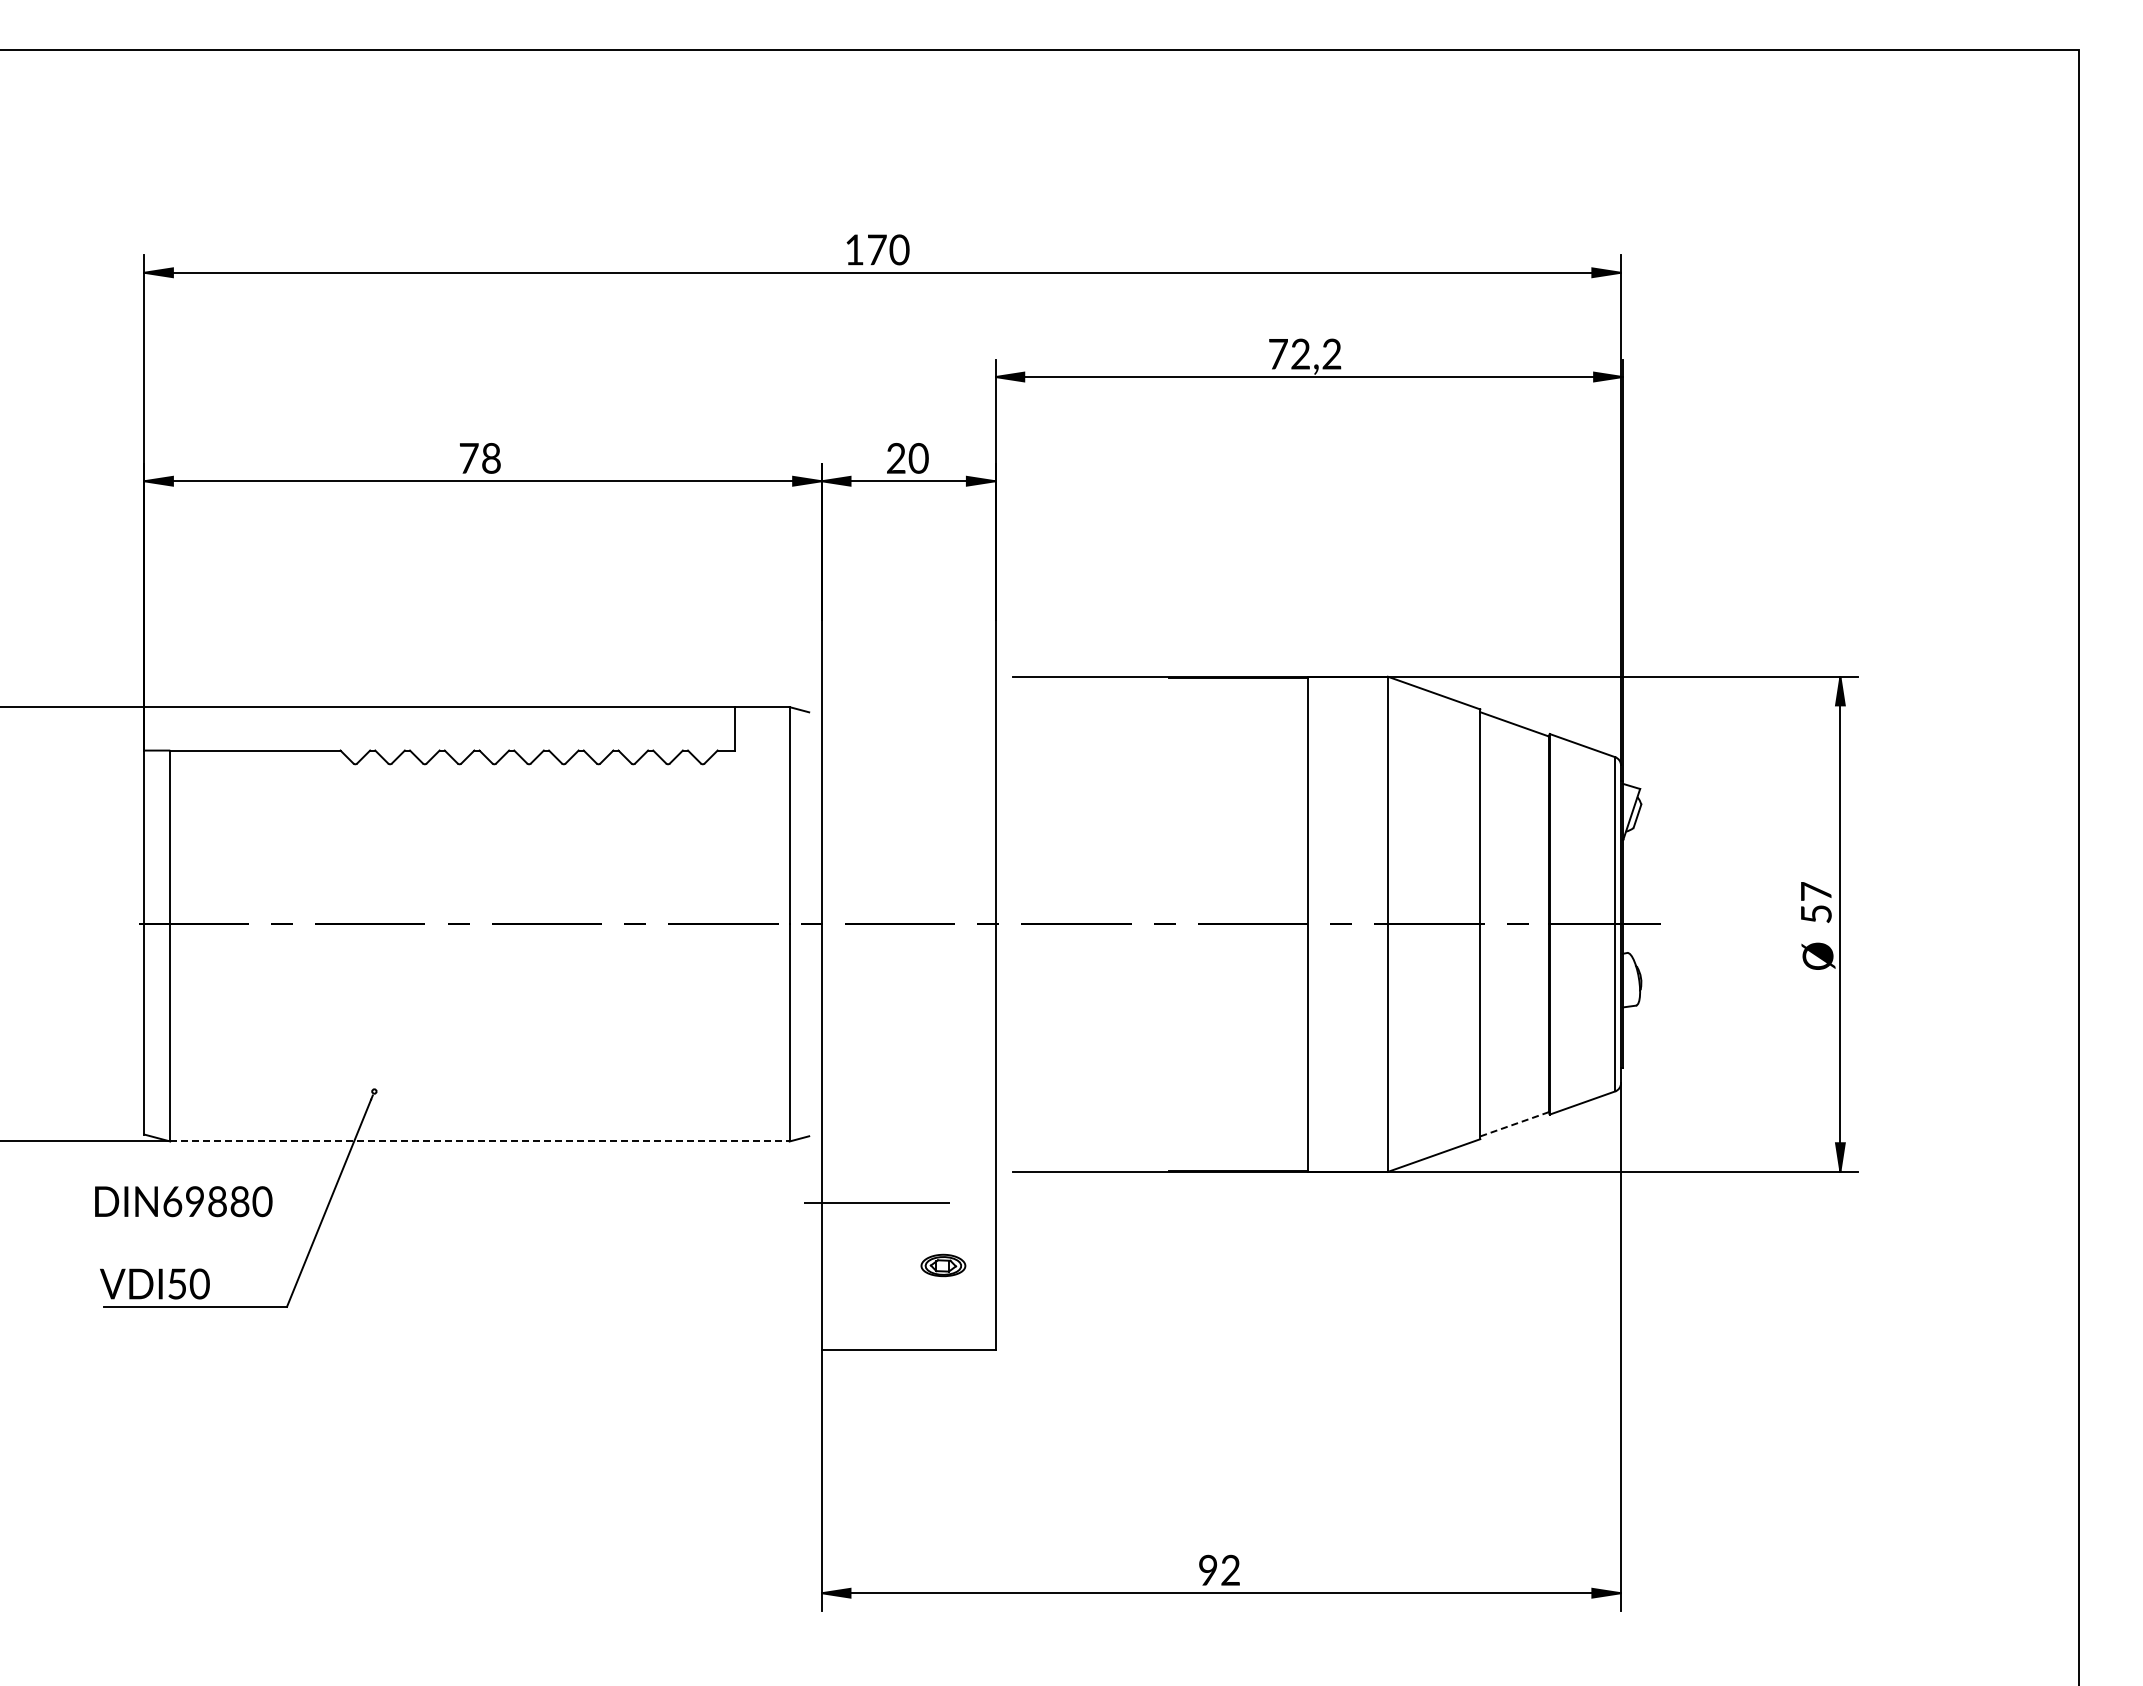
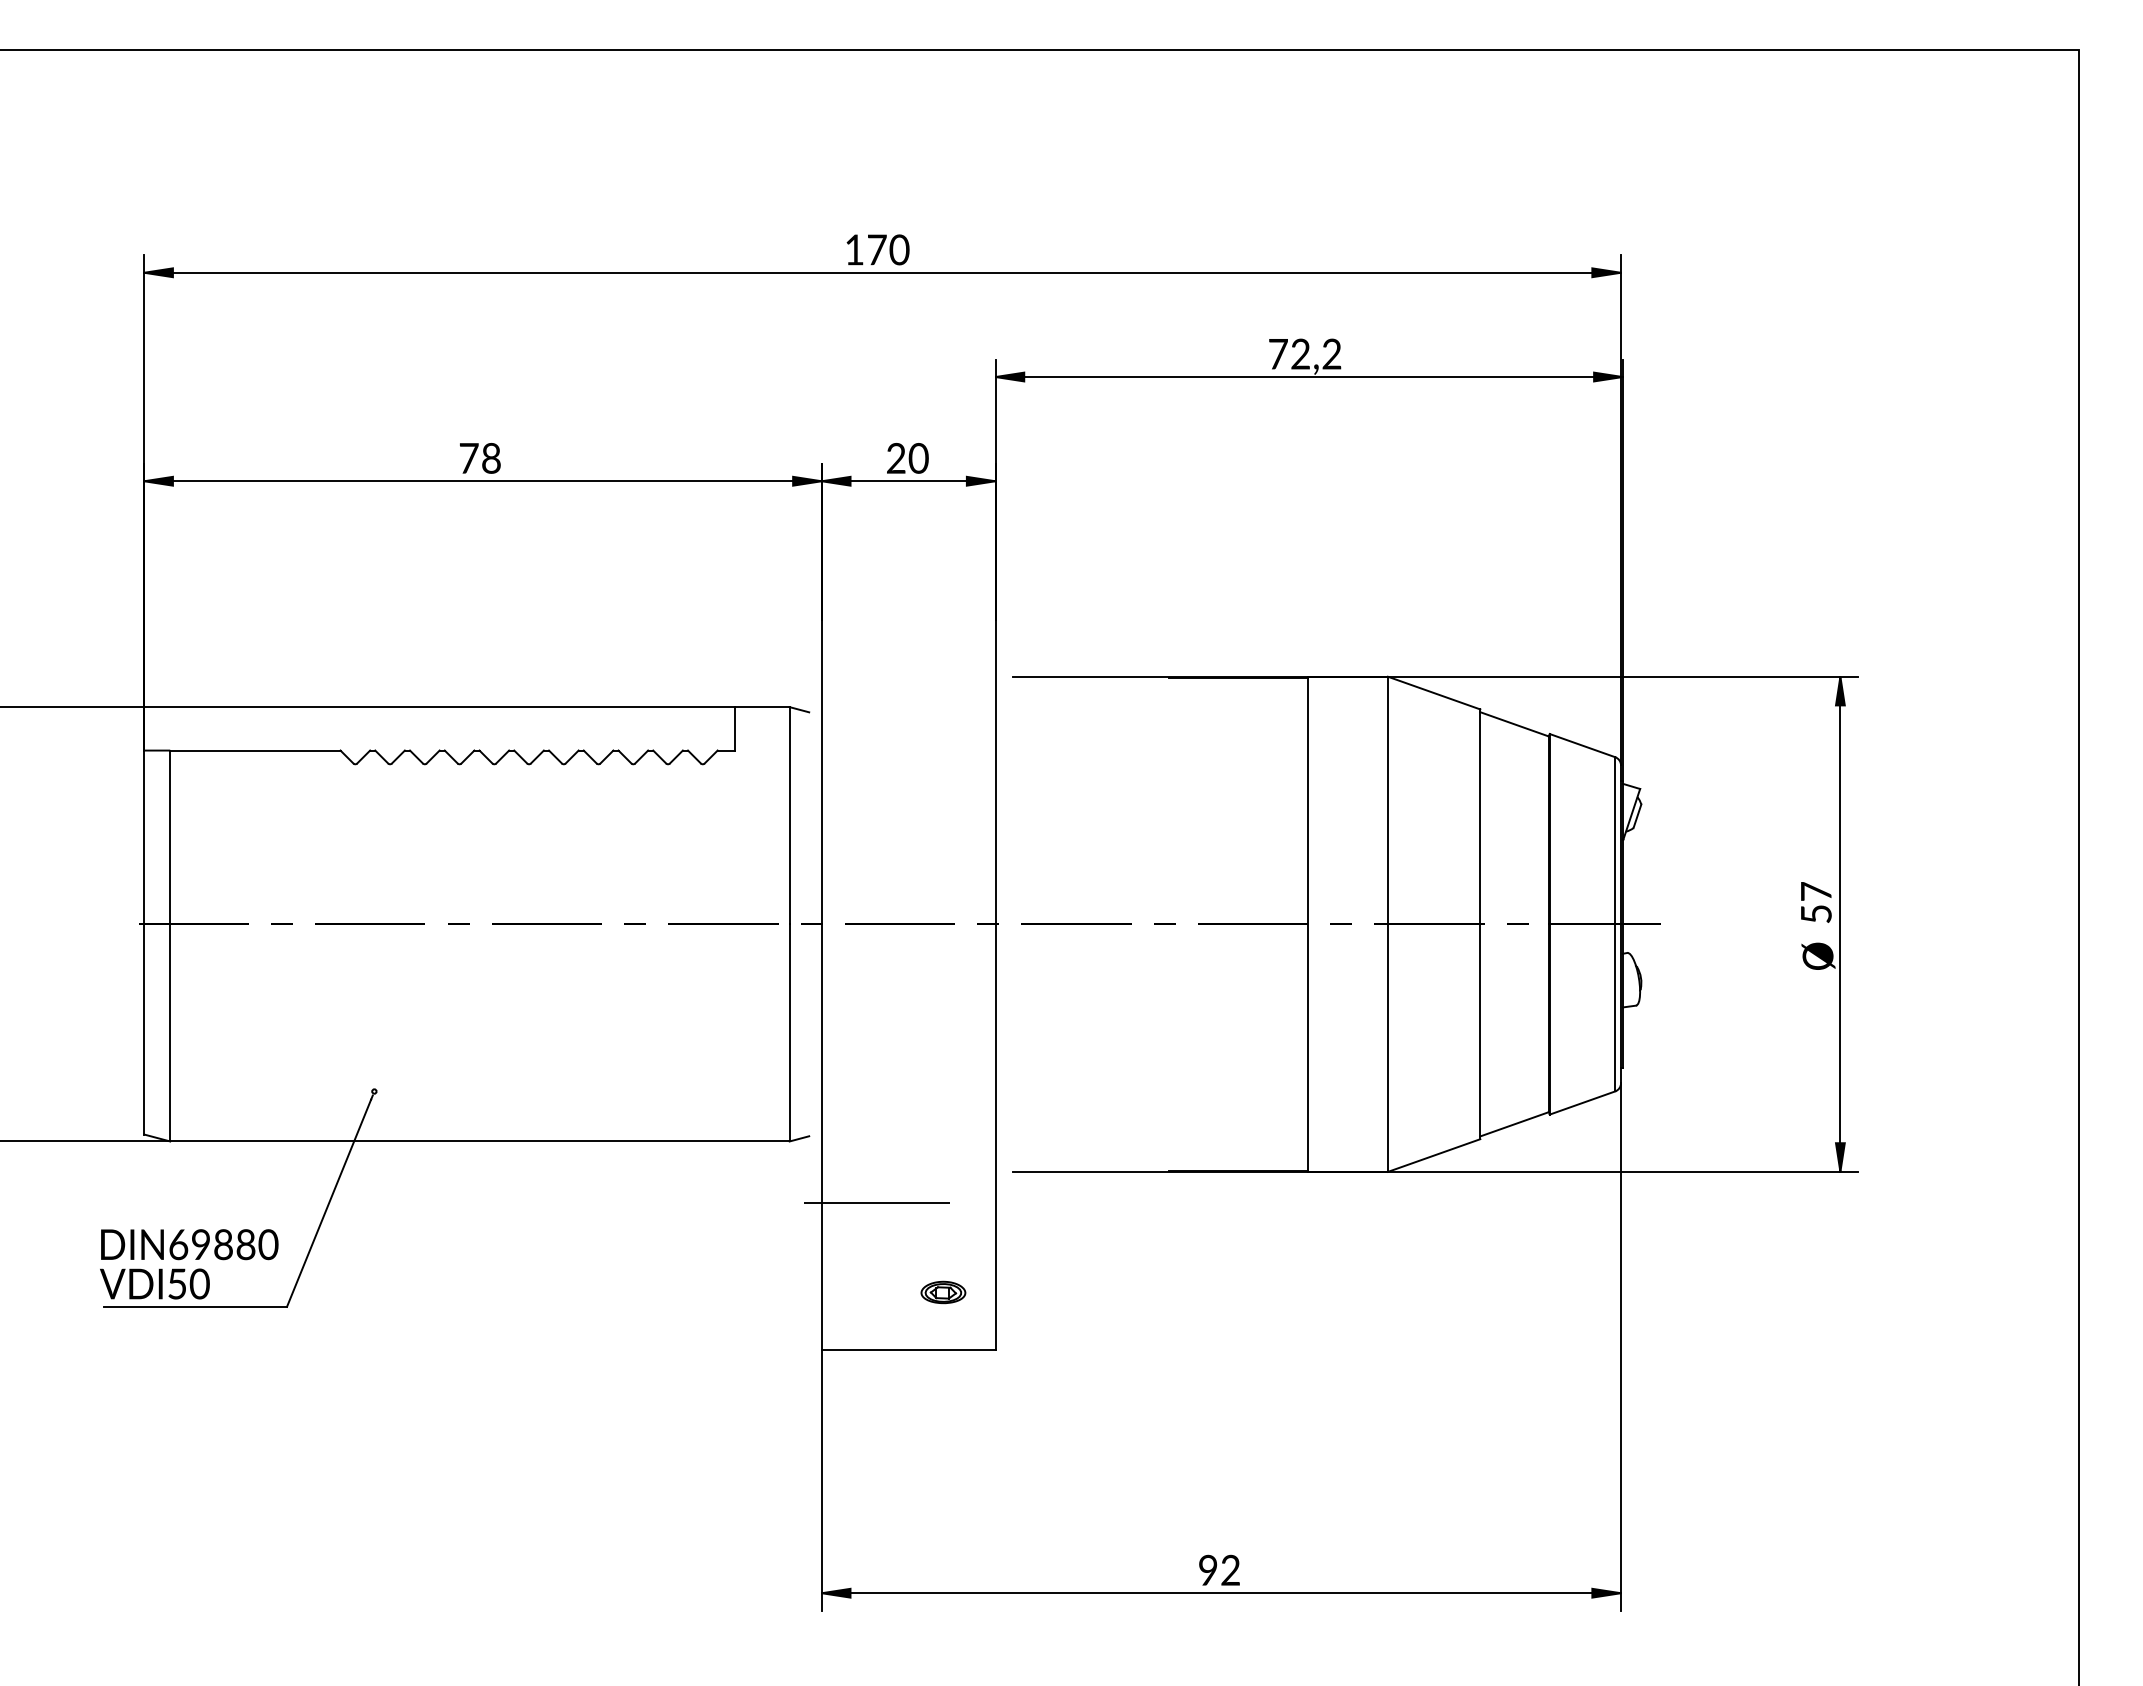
line: dashed -> solid (1515, 1124)
line: dashed -> solid (479, 1141)
text position: (183, 1201) -> (189, 1244) (189, 1244)
part position: (943, 1265) -> (943, 1292) (943, 1292)
